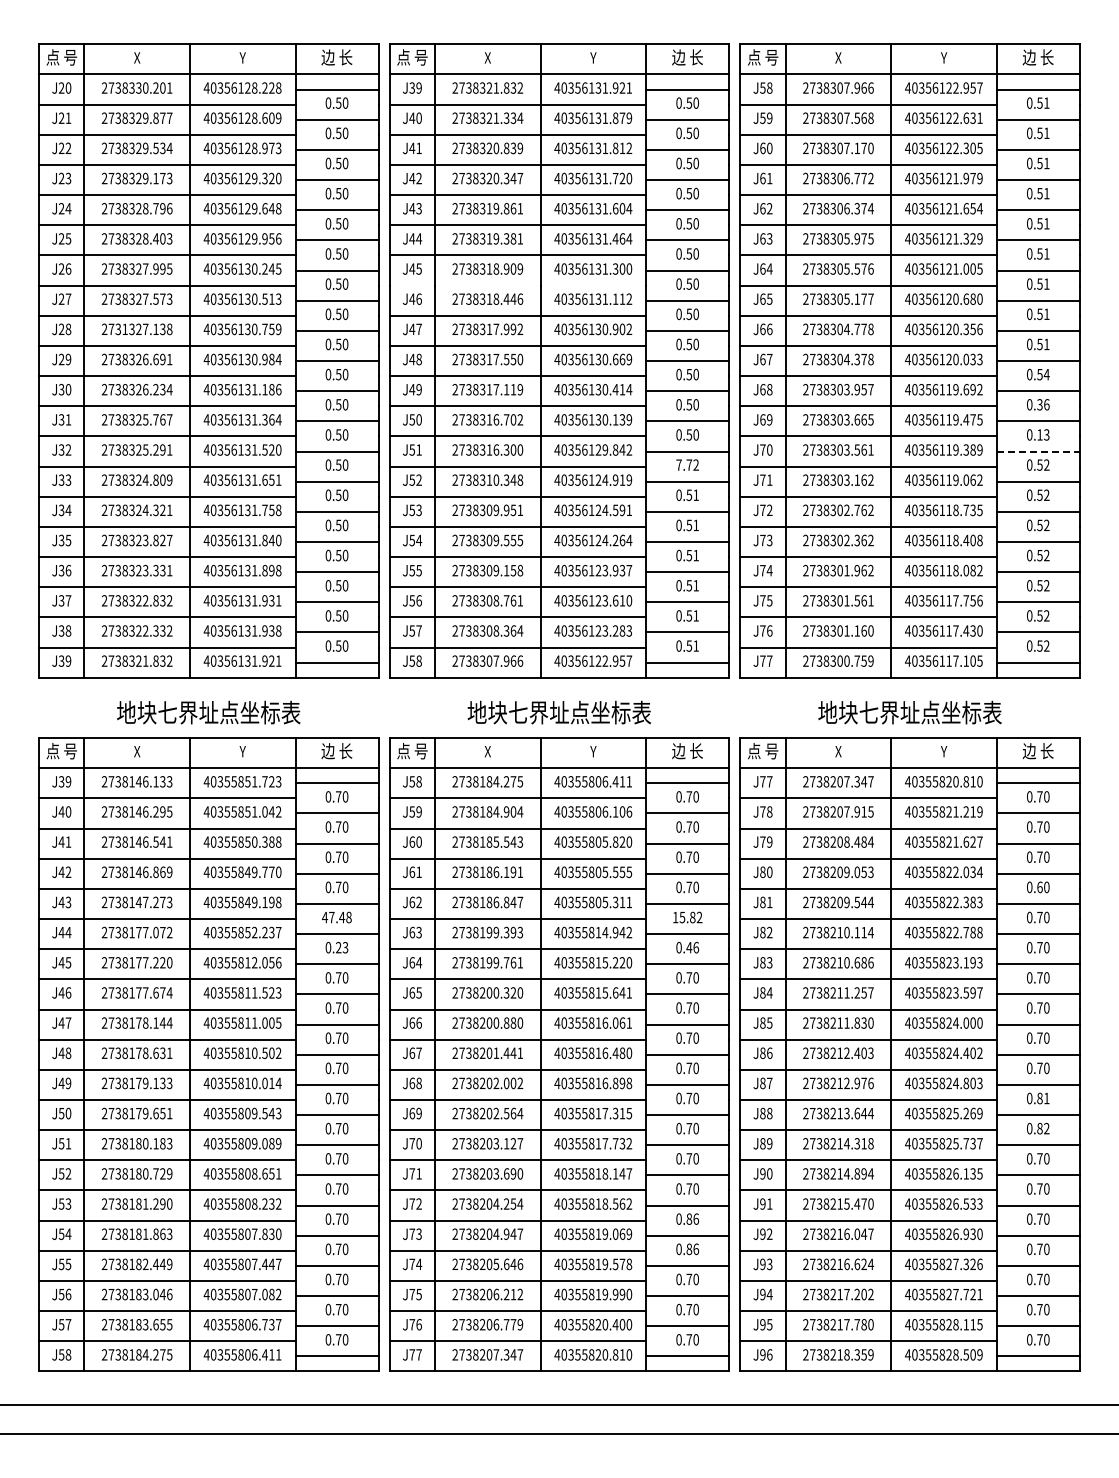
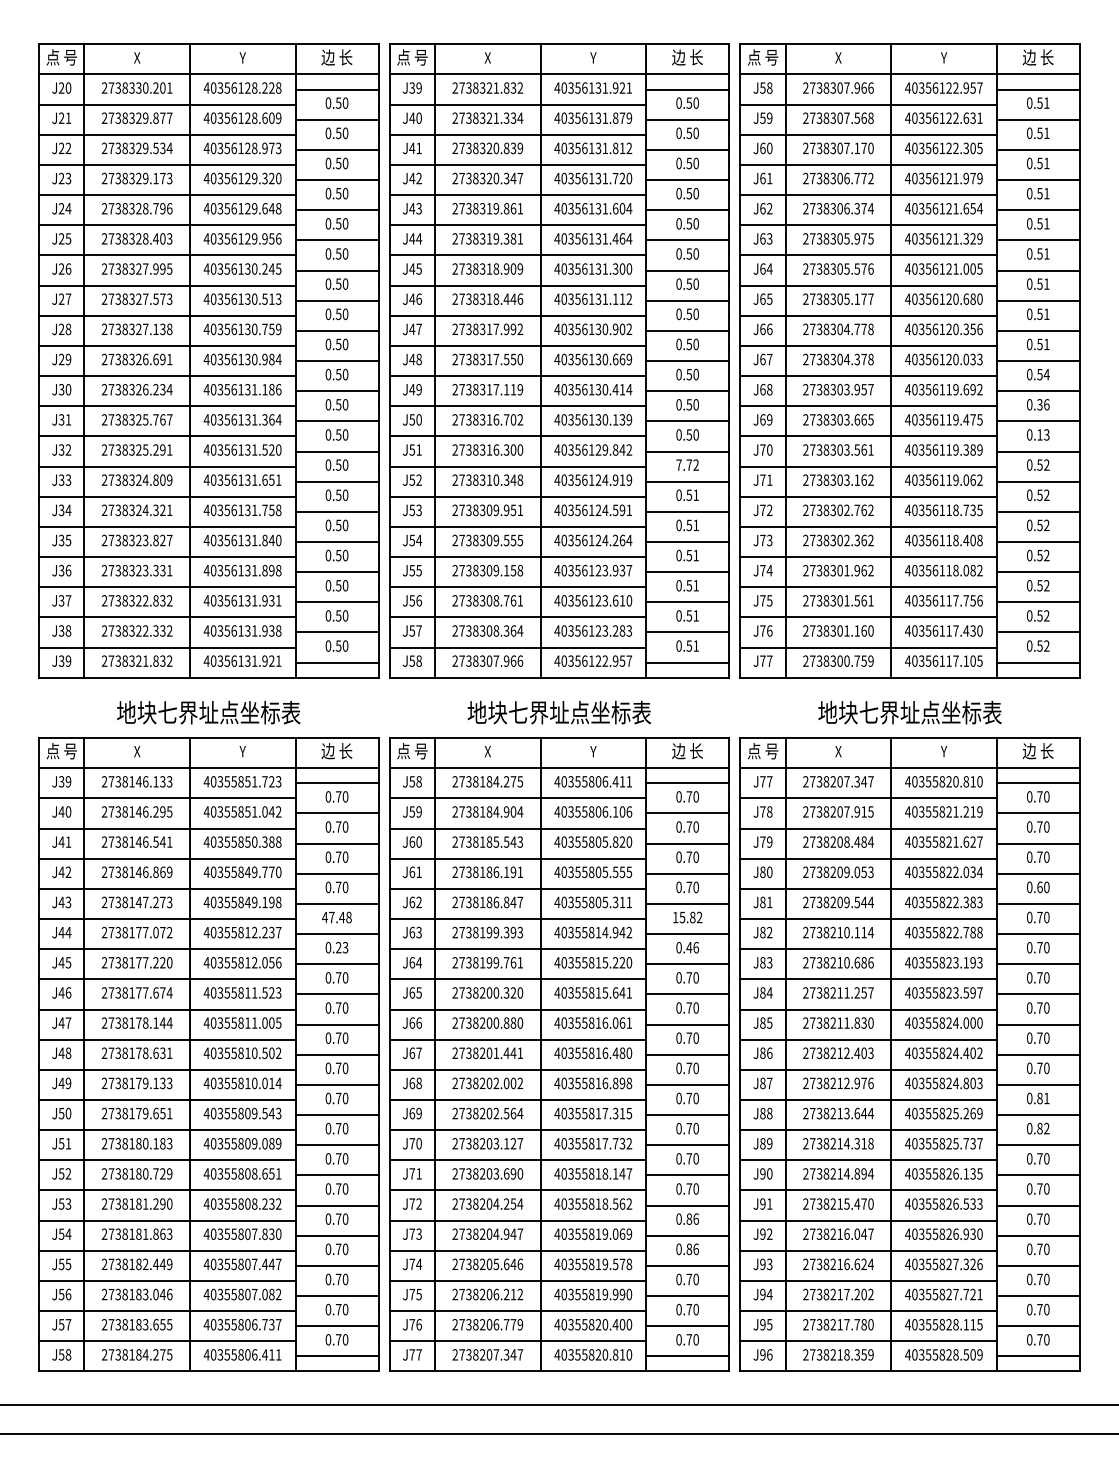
line: none -> present (517, 285)
text: 2731327.138 -> 2738327.138 (124, 329)
line: dashed -> solid (1038, 451)
text: 40355852.237 -> 40355812.237 (247, 932)
